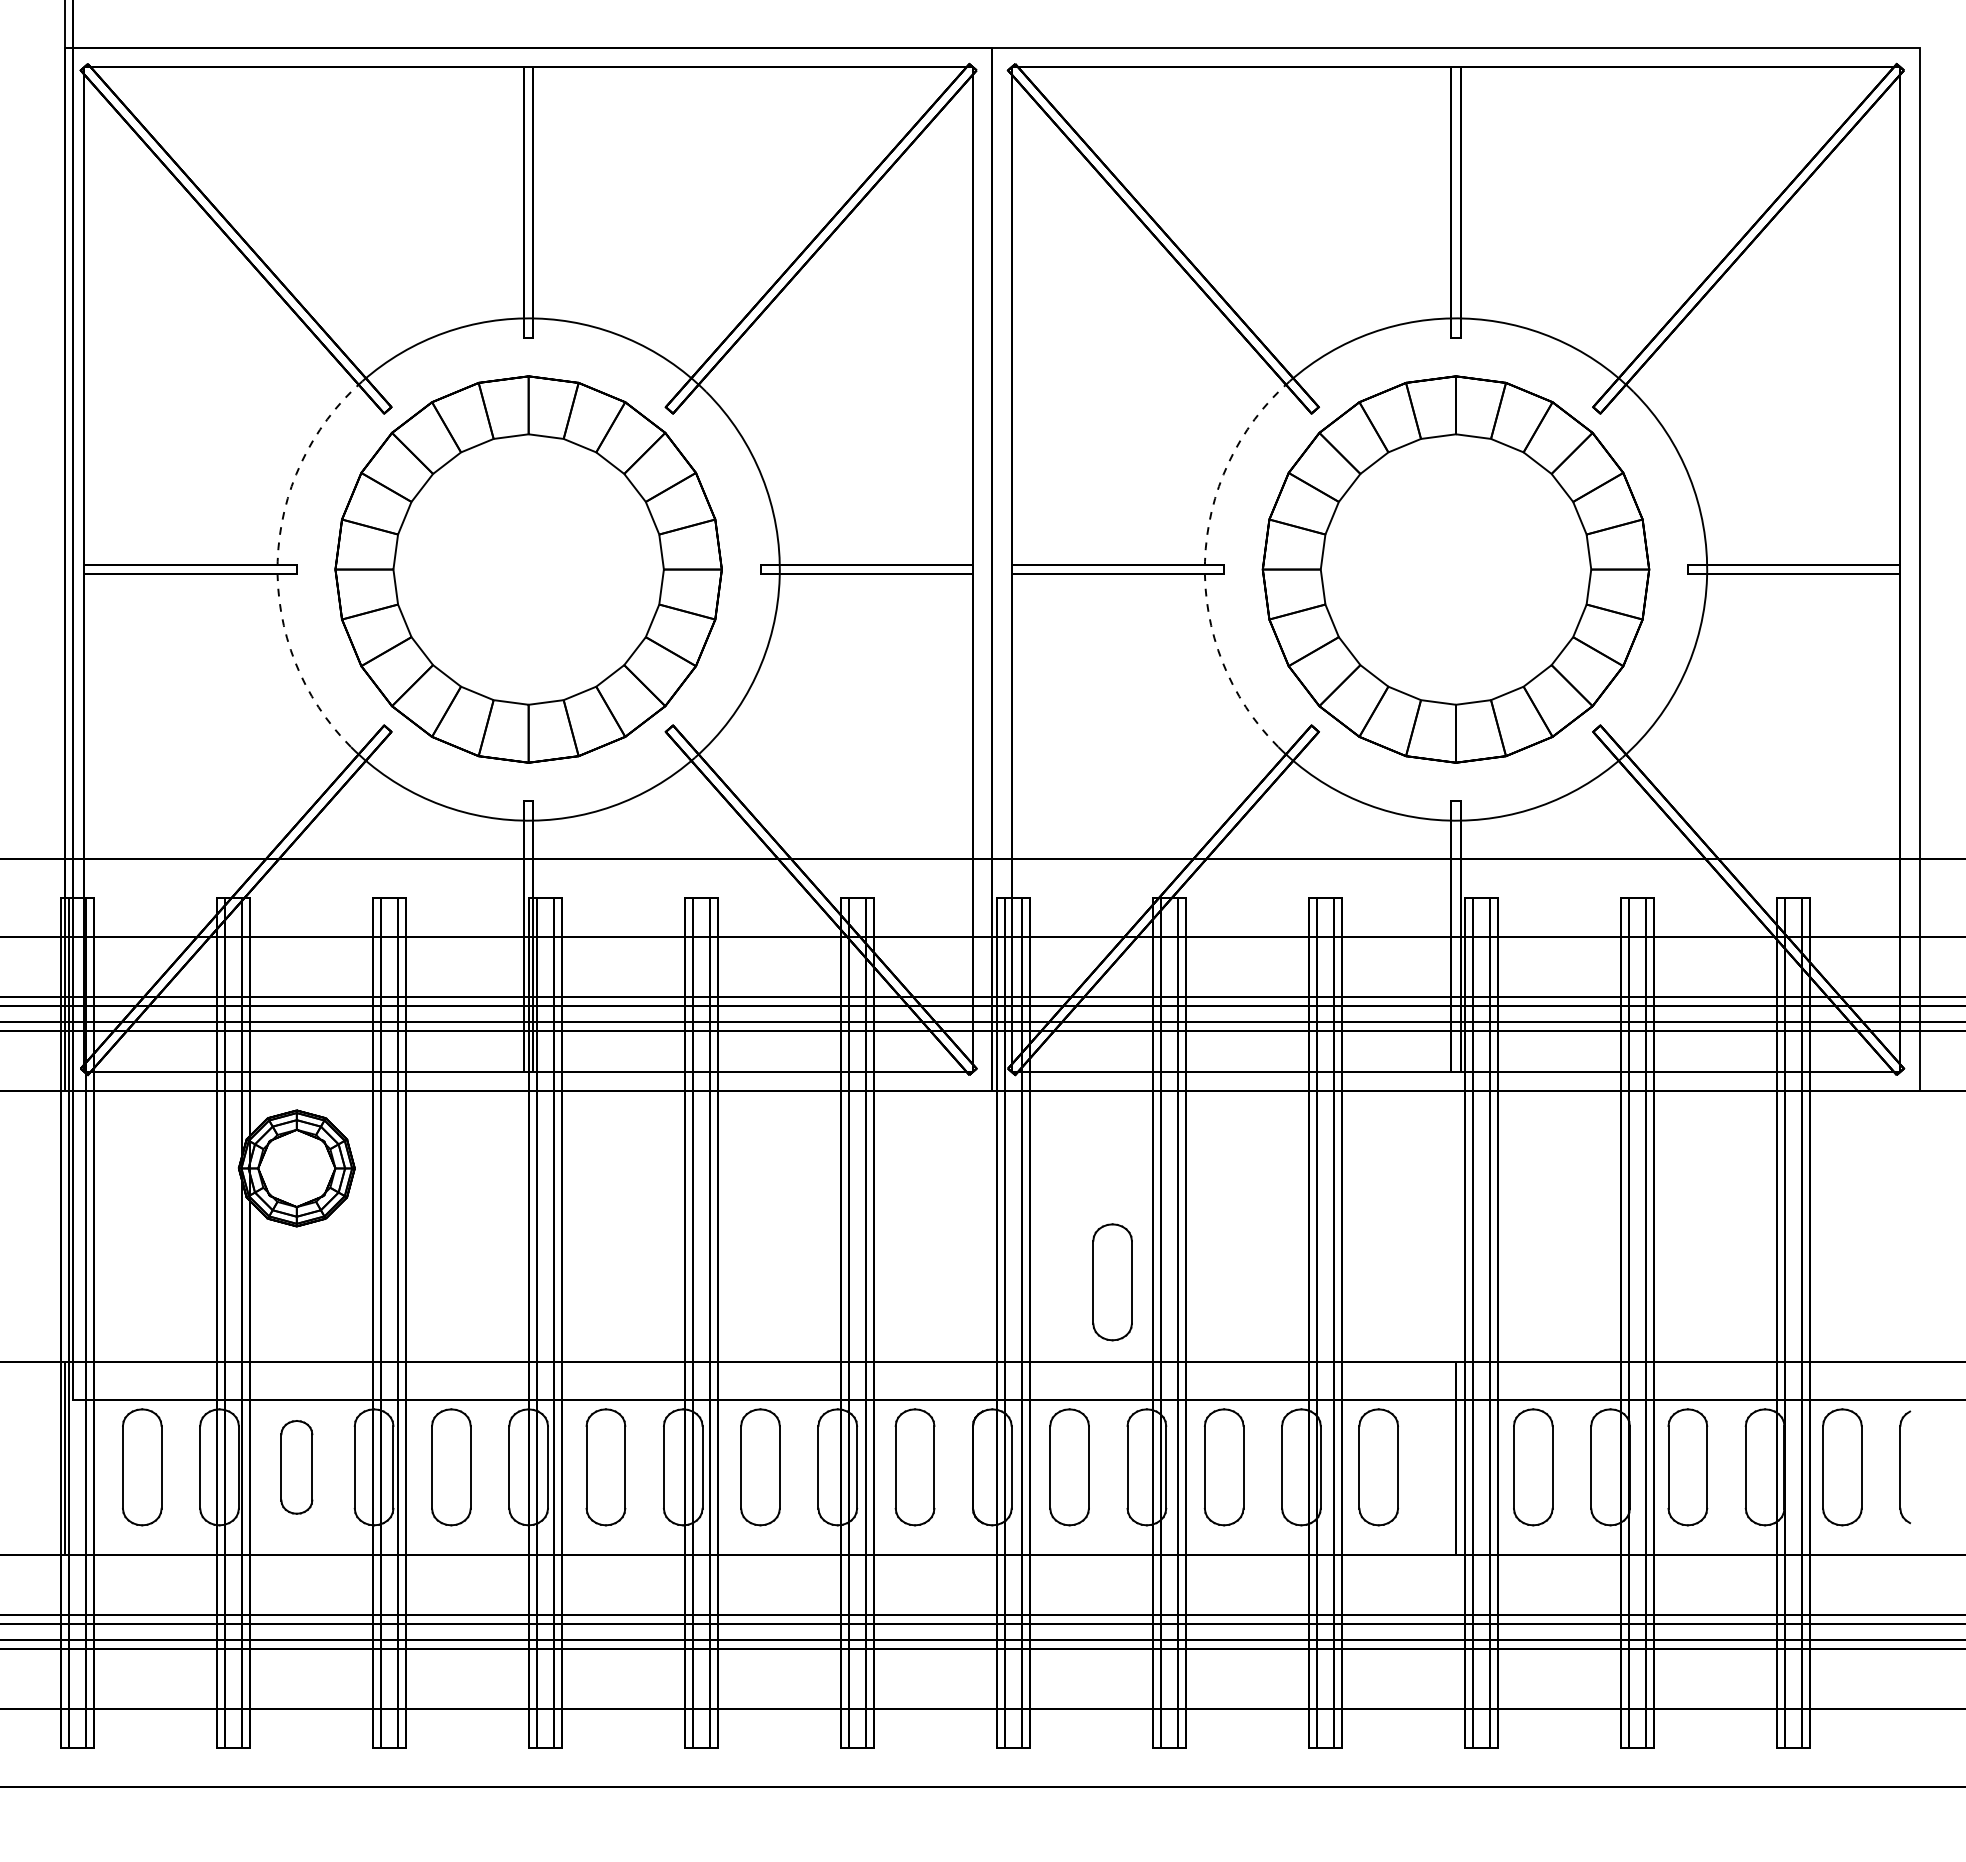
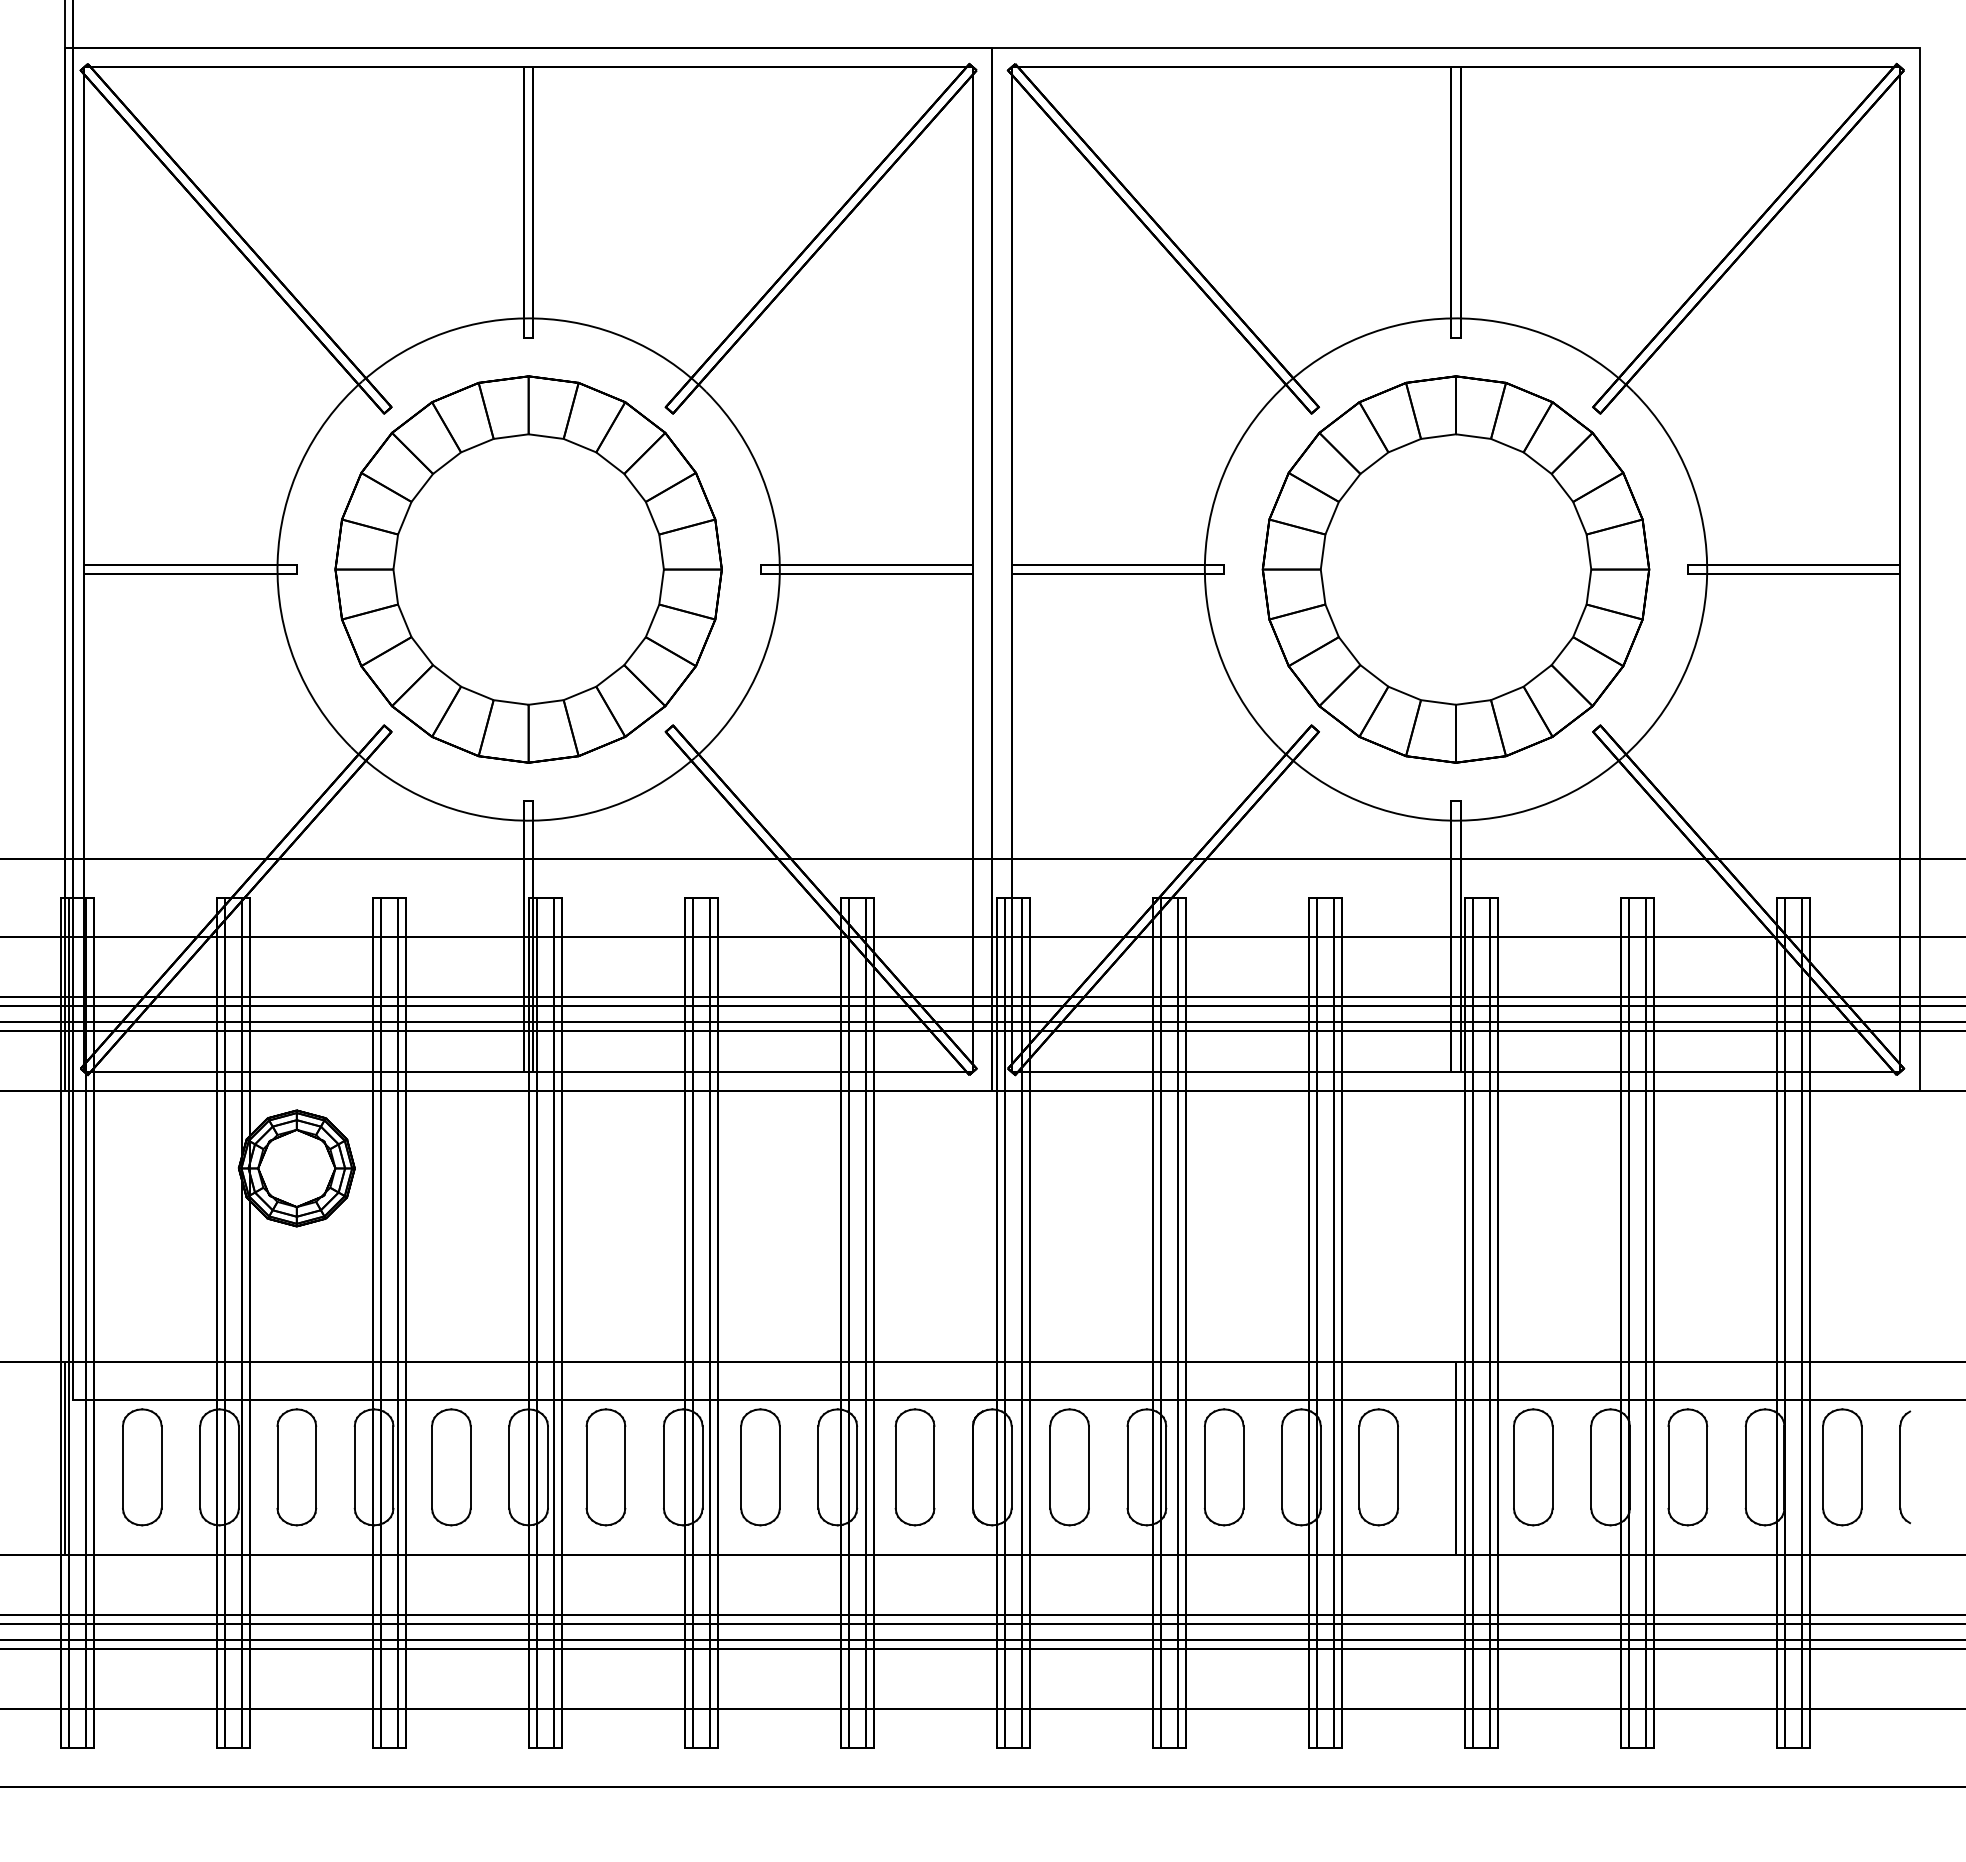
arc: dashed -> solid (277, 561)
arc: dashed -> solid (1204, 561)
part: present -> none (1112, 1282)
part size: 34x95 px -> 42x119 px (296, 1467)
